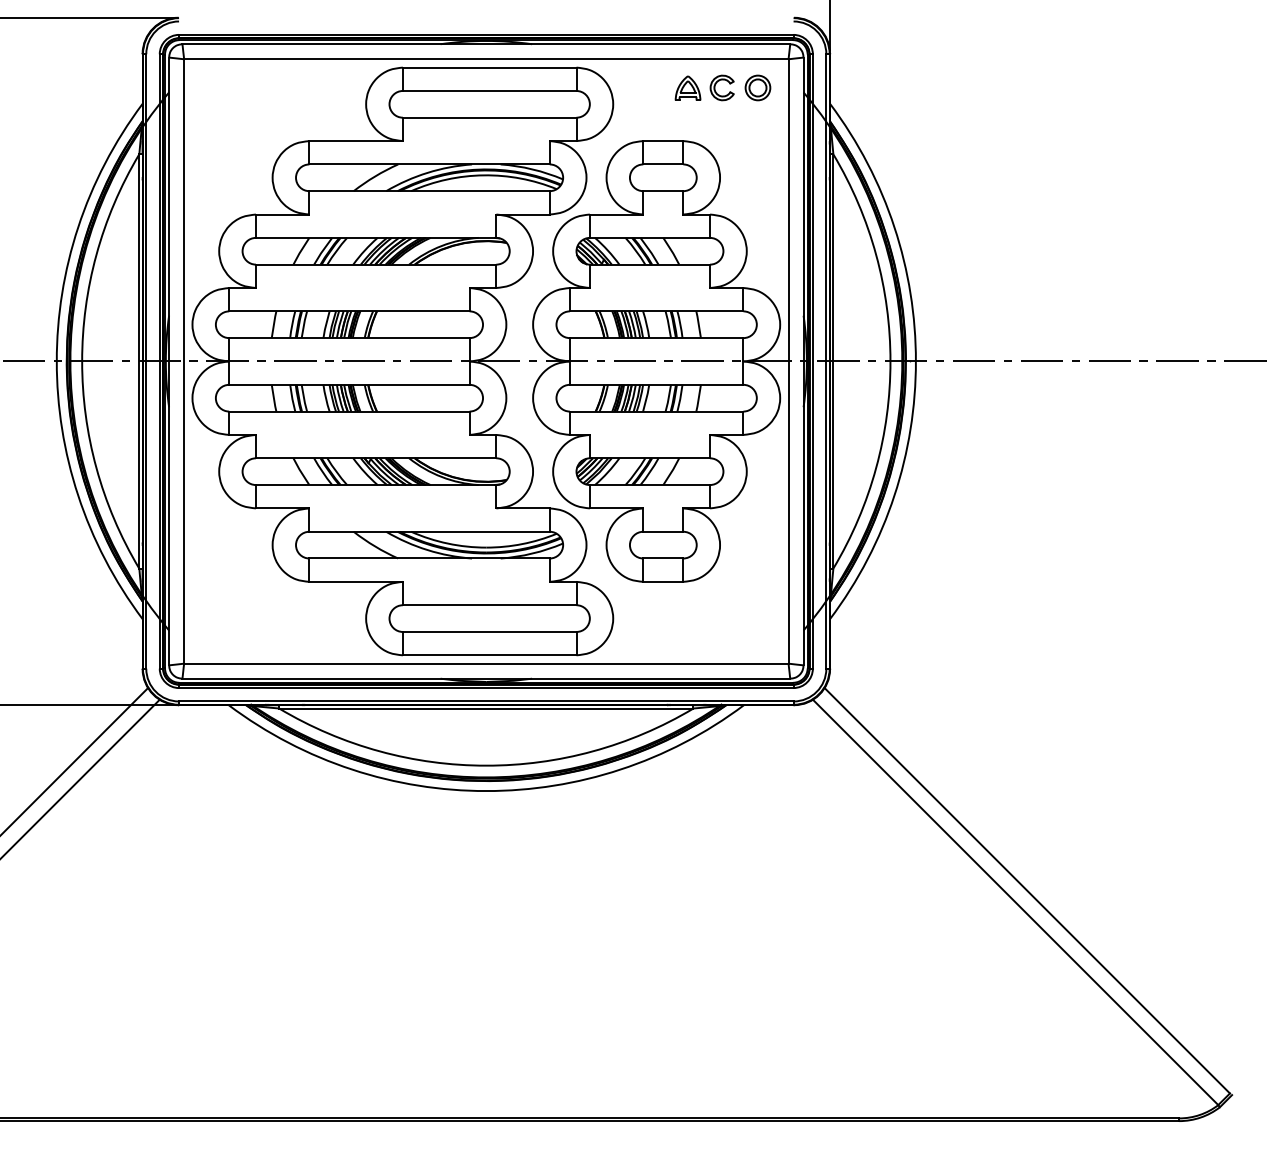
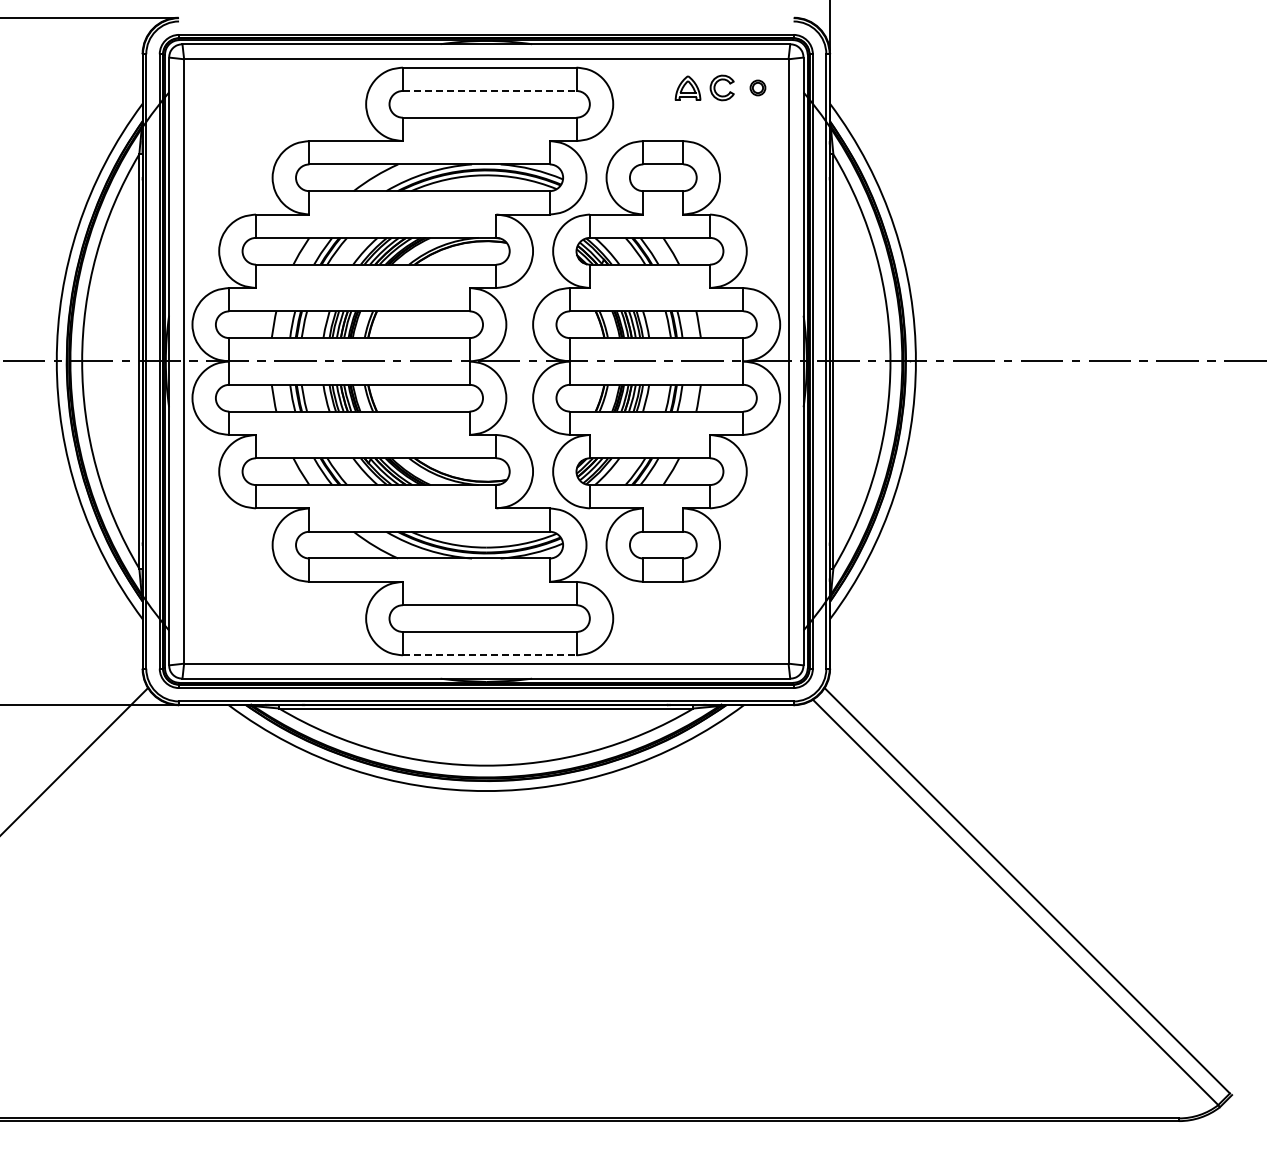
part size: 28x28 px -> 18x18 px (757, 87)
line: solid -> dashed (489, 90)
line: solid -> dashed (489, 655)
line: present -> none (80, 777)
